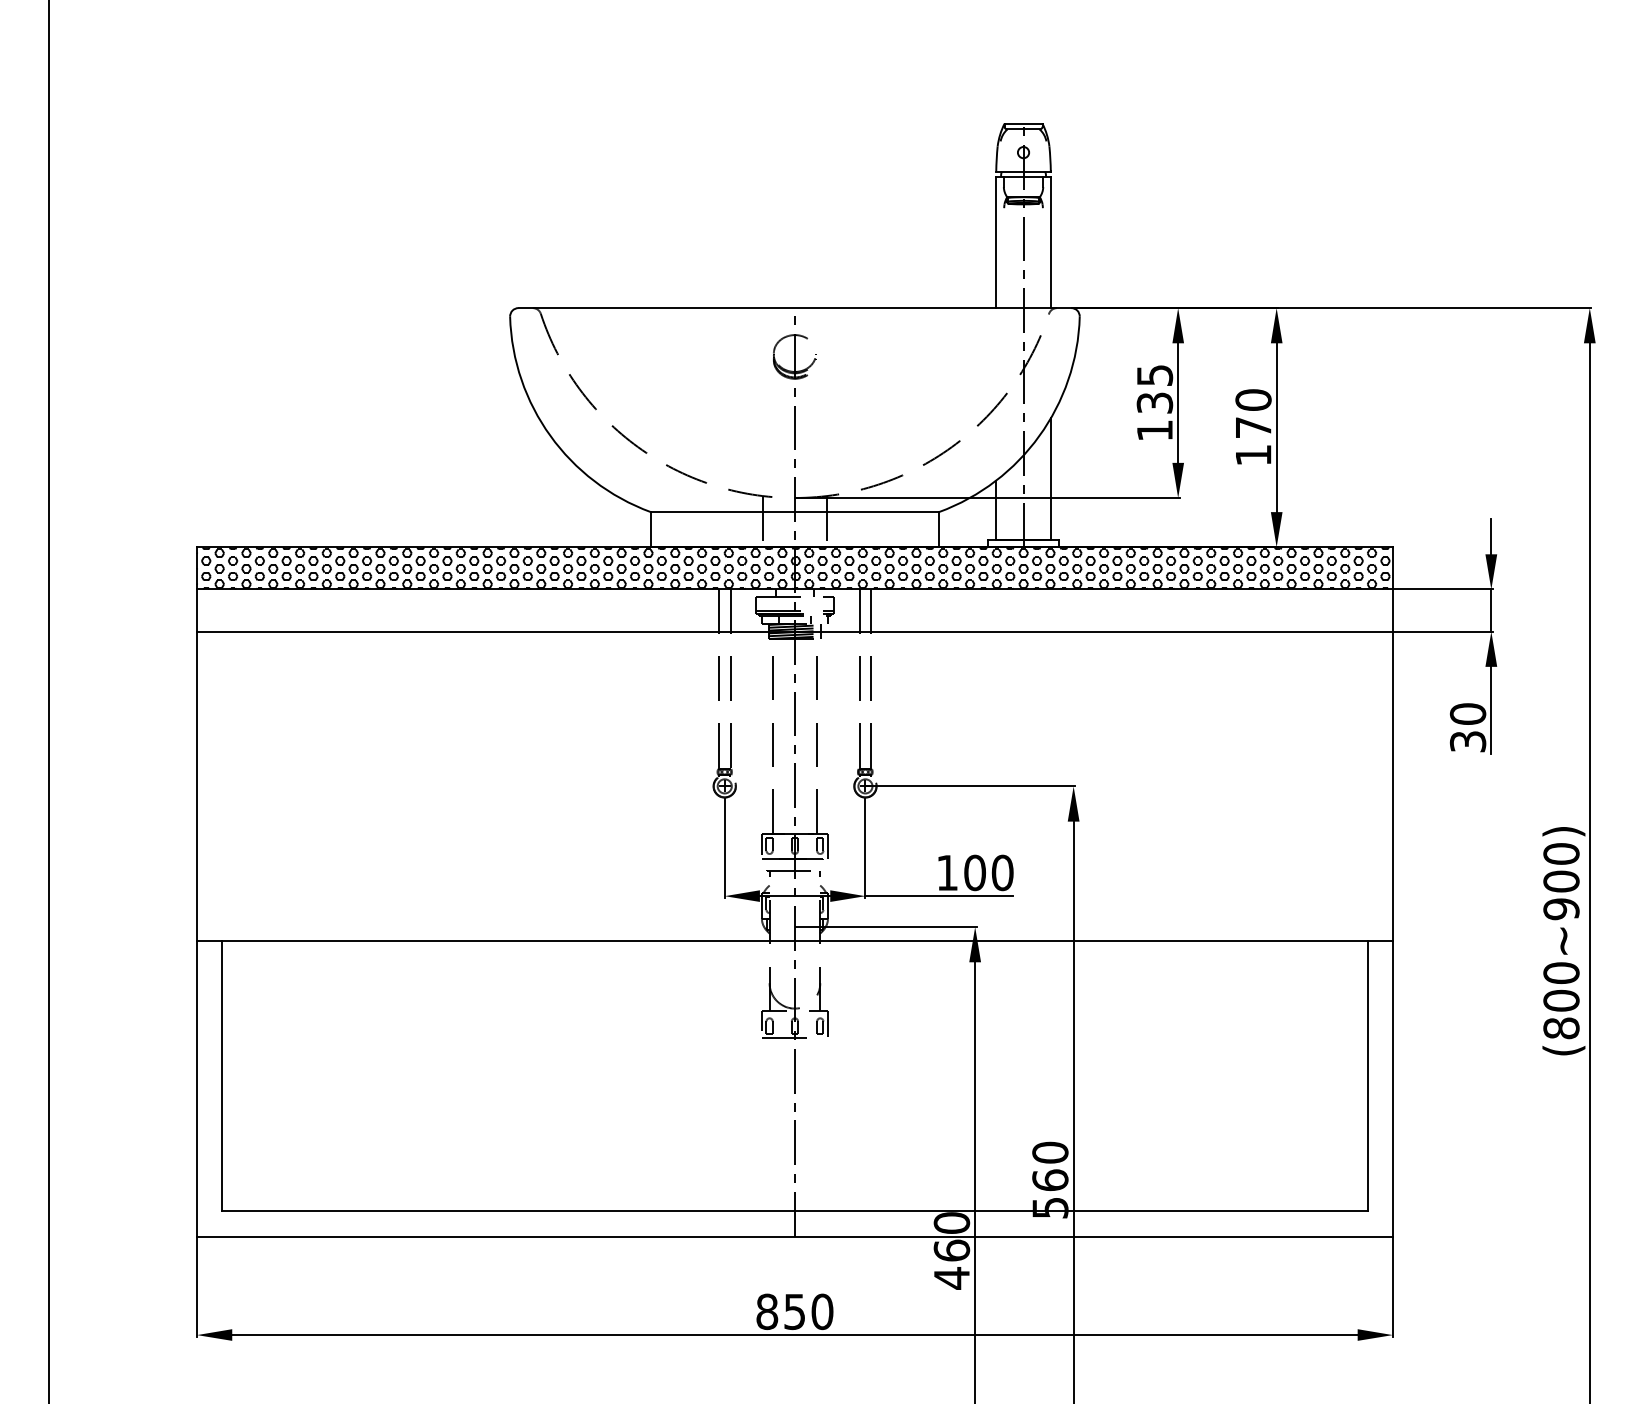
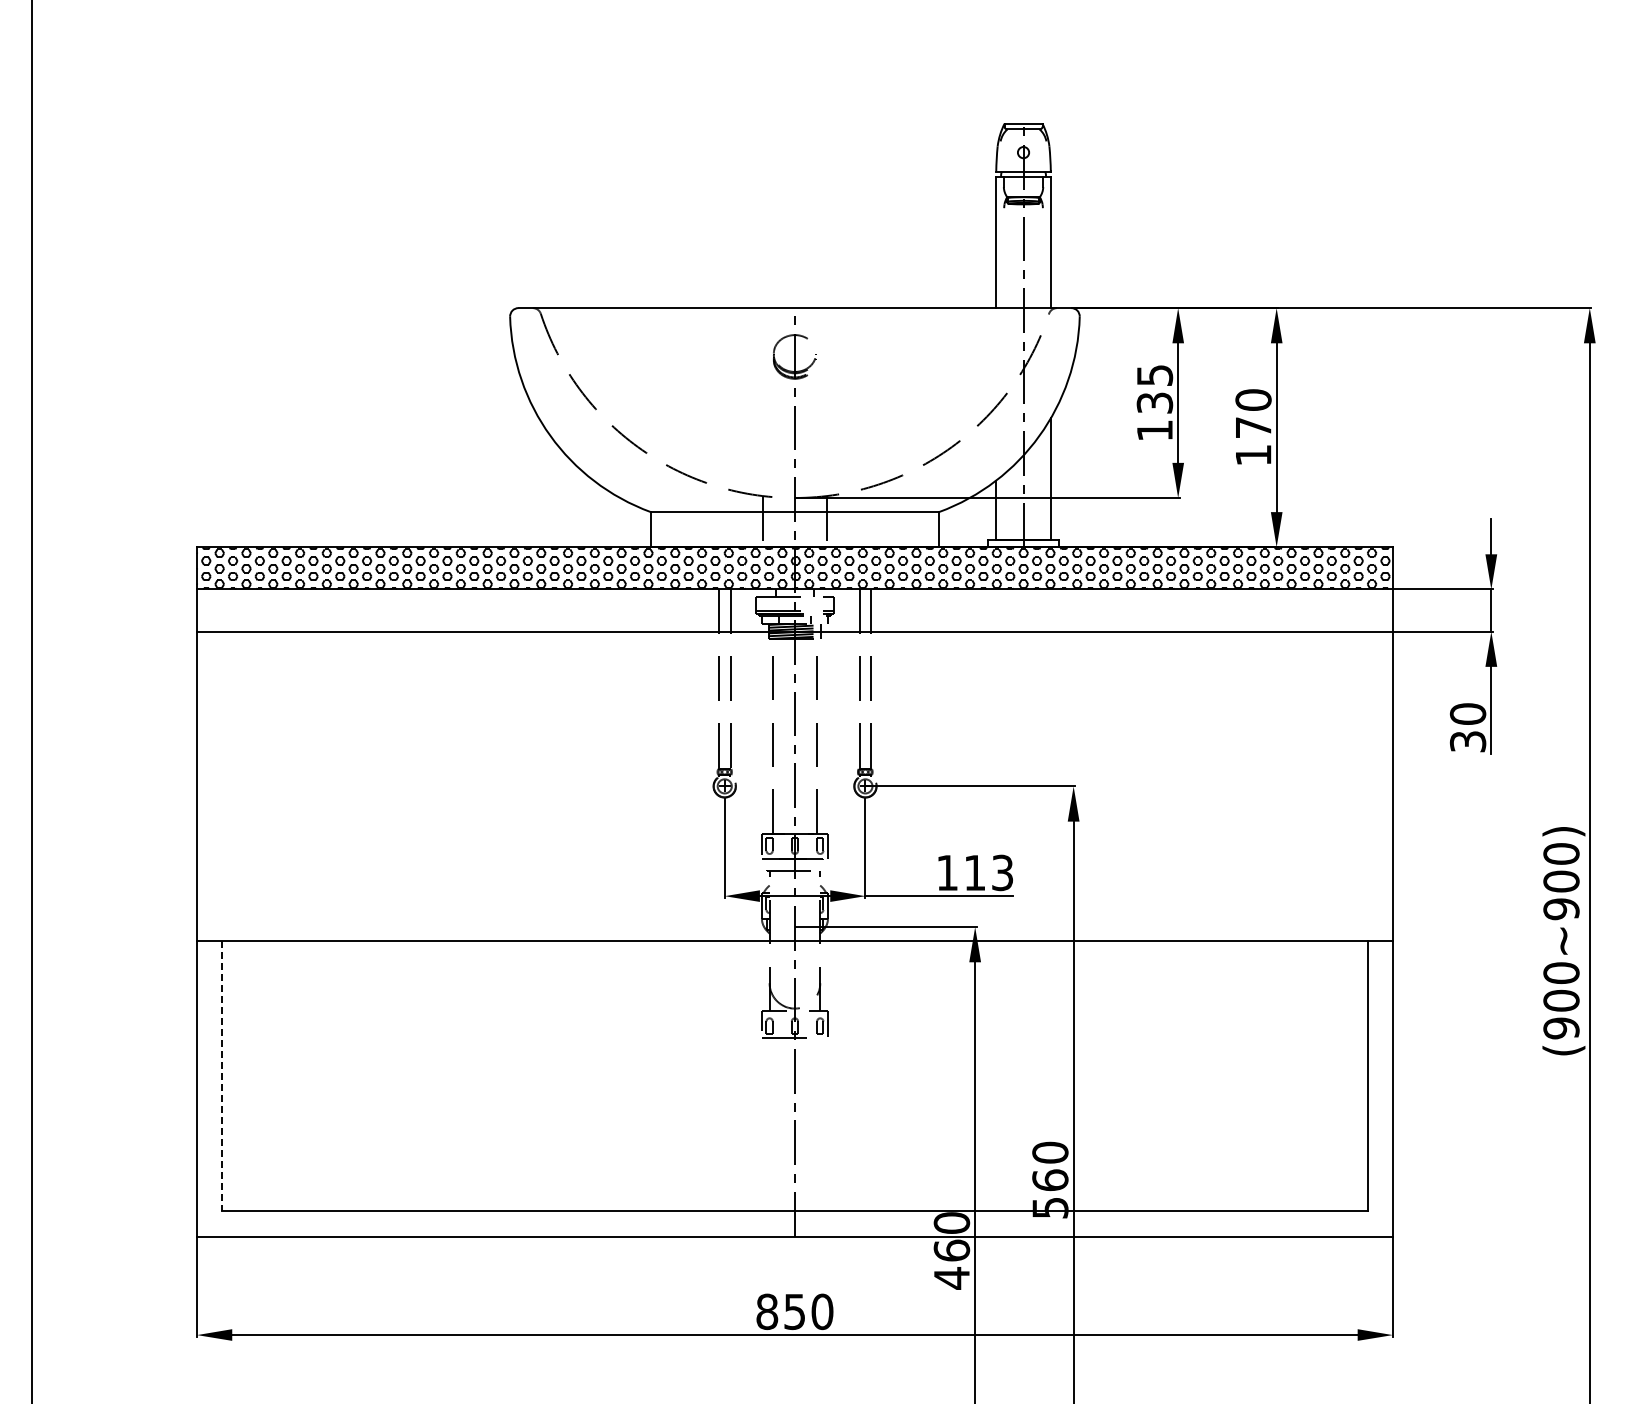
line position: (49, 701) -> (32, 701) (32, 701)
text: 100 -> 113 (988, 872)
text: (800~900) -> (900~900) (1561, 1028)
line: solid -> dashed (222, 1076)
